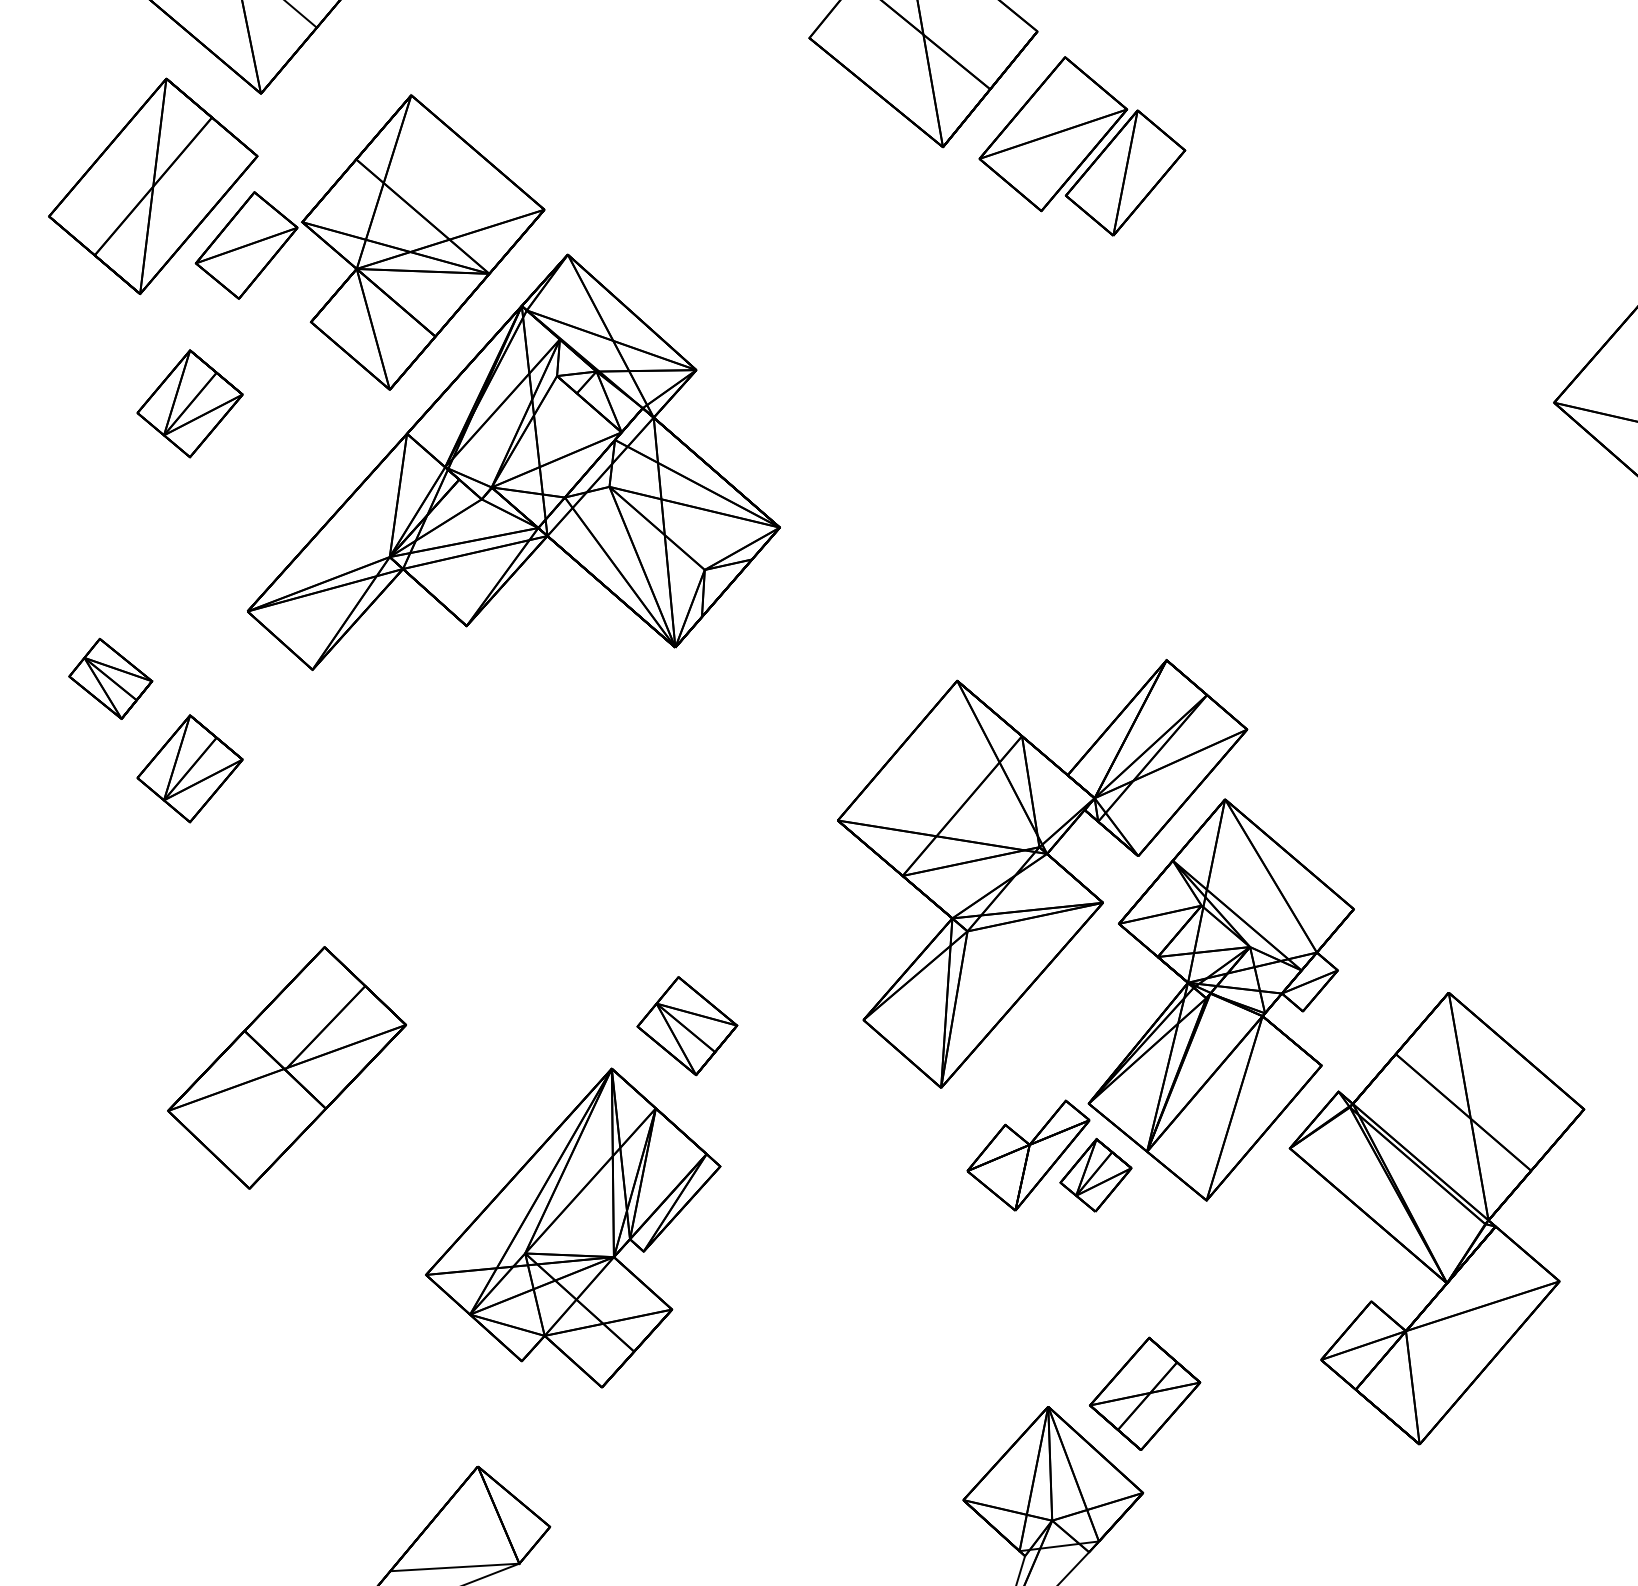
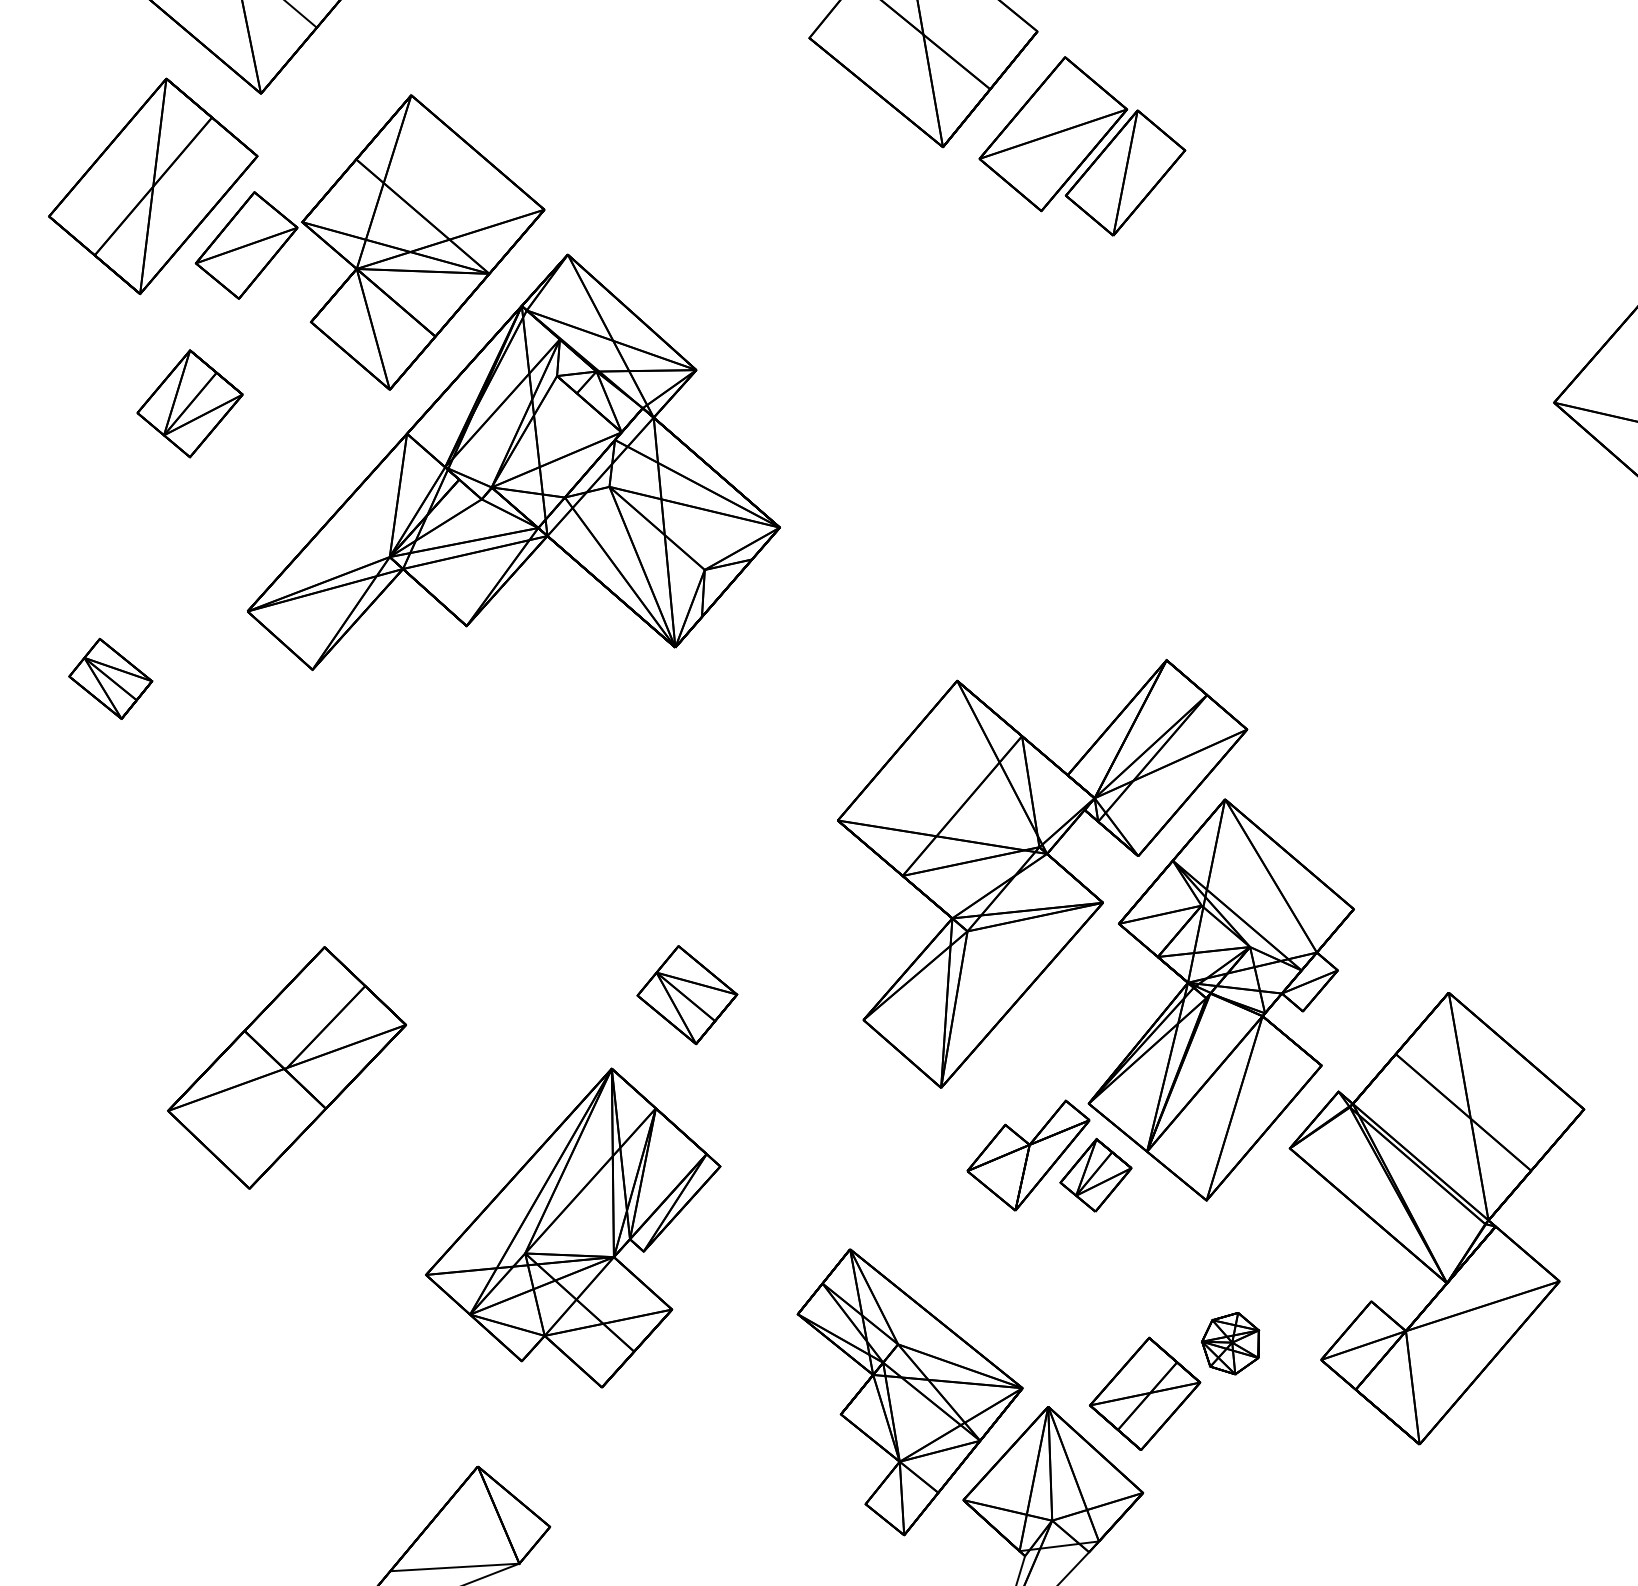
part: present -> none (189, 768)
part position: (687, 1026) -> (687, 995) (687, 995)
part: none -> present (1230, 1343)
part: none -> present (909, 1392)
